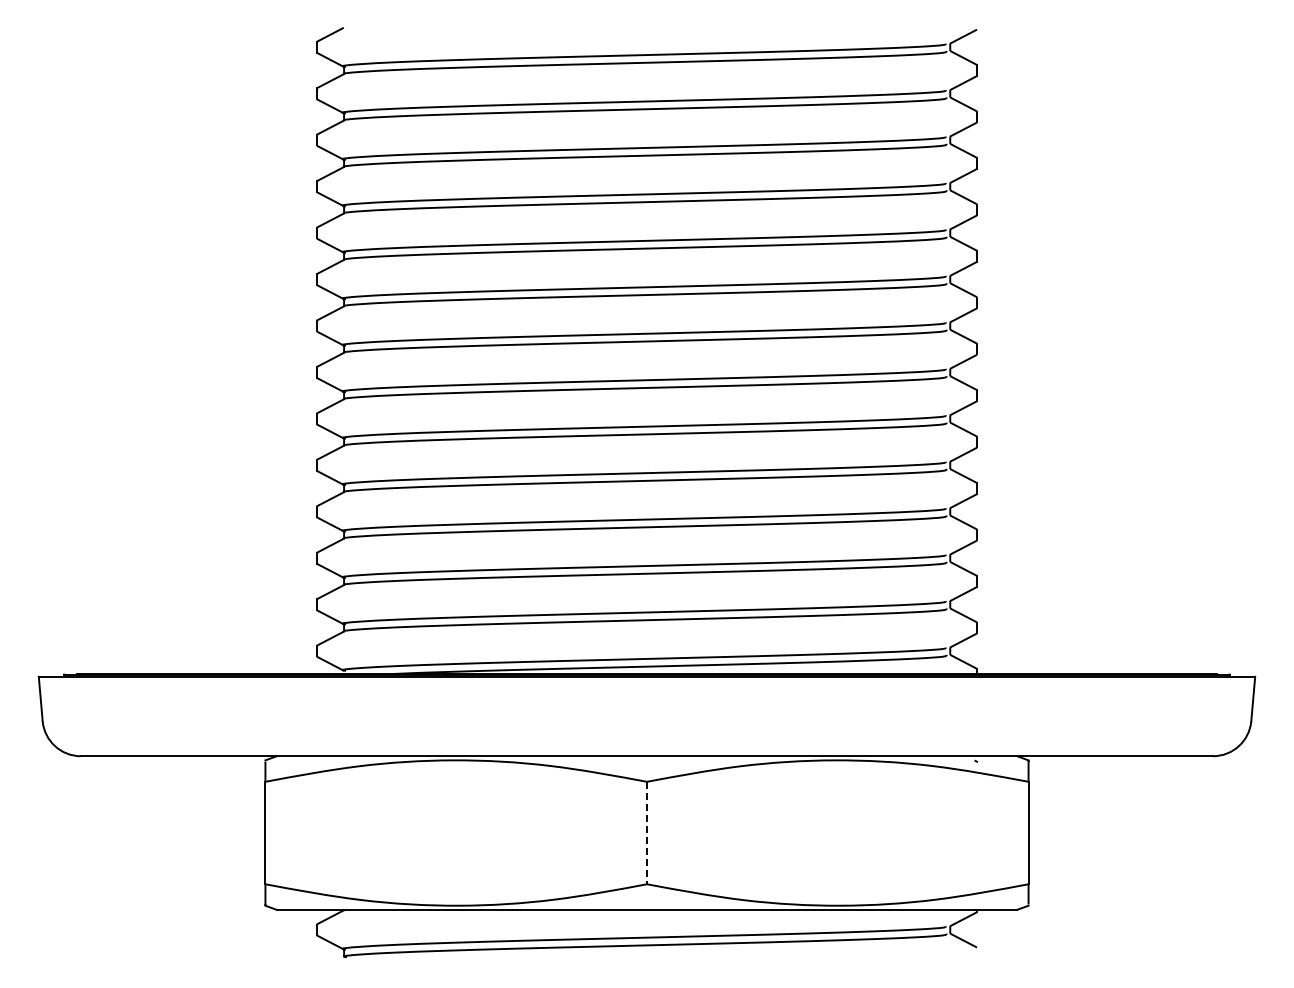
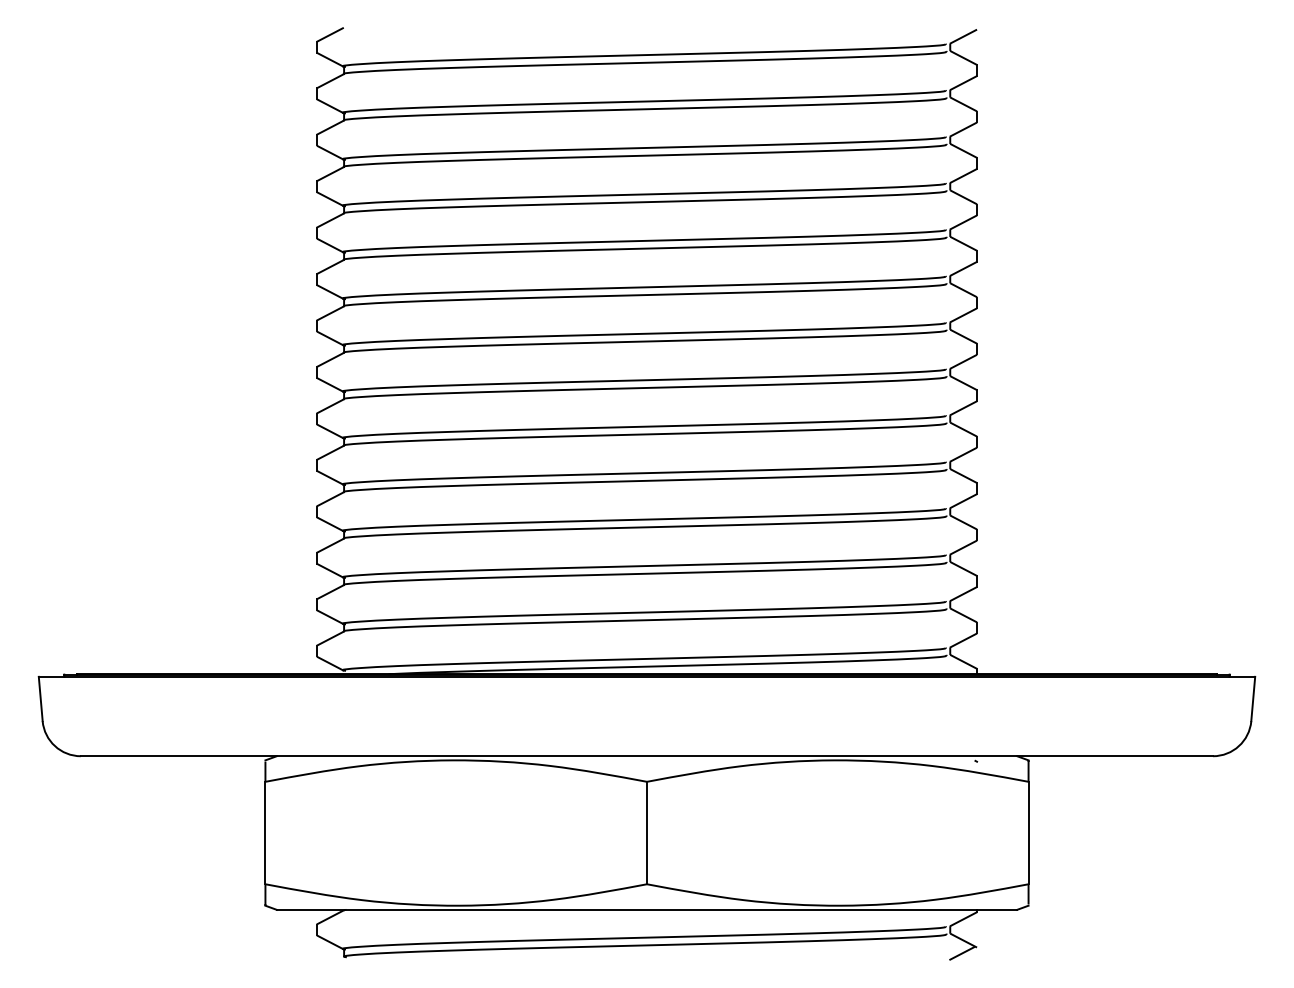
line: dashed -> solid (647, 833)
line: none -> present (962, 953)
